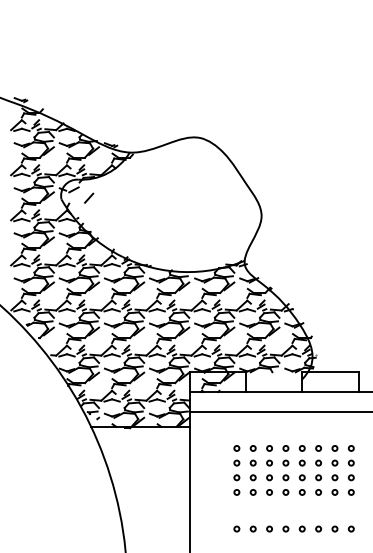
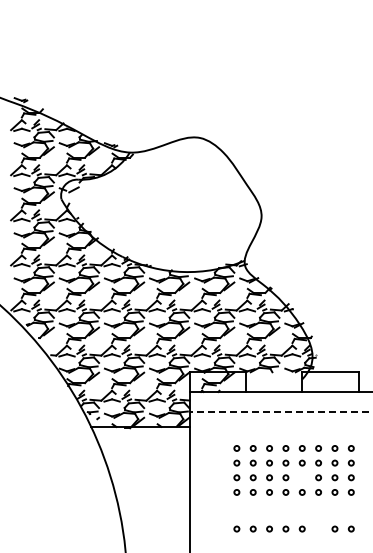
line: present -> none (89, 197)
line: solid -> dashed (280, 411)
circle: present -> none (301, 477)
circle: present -> none (318, 528)
